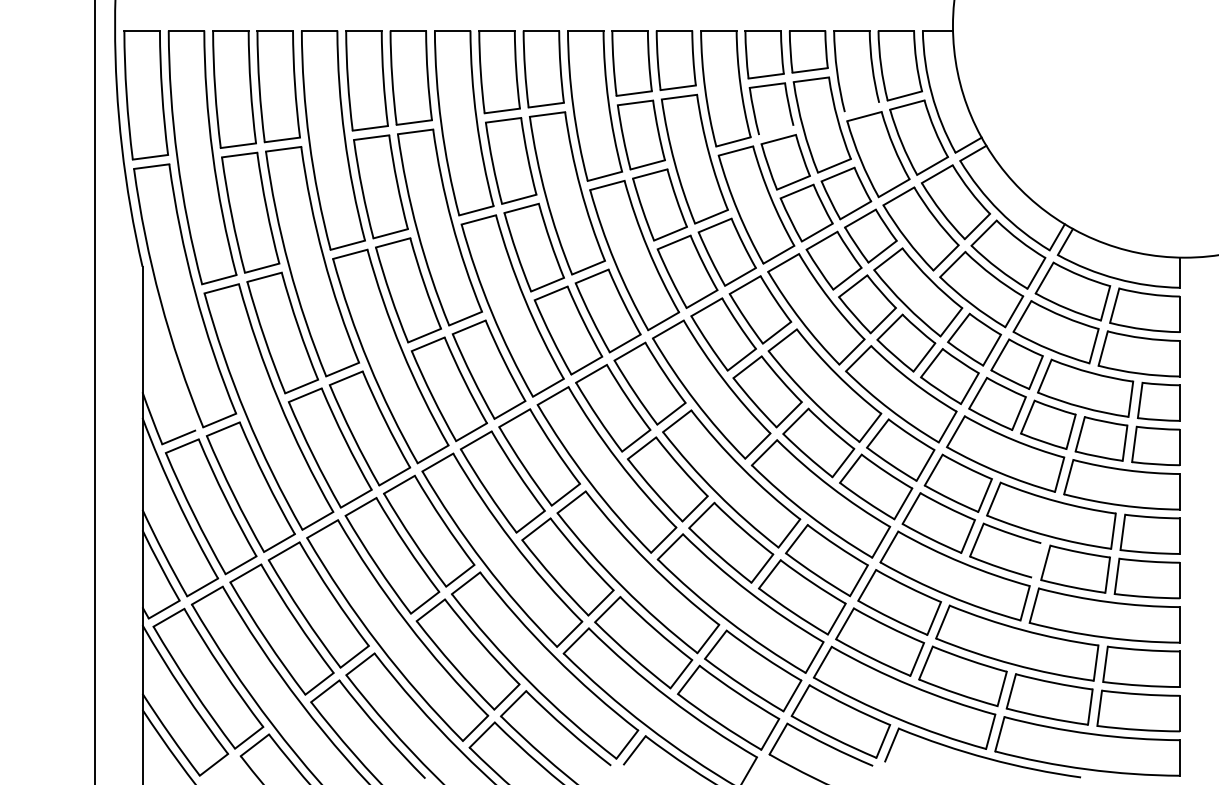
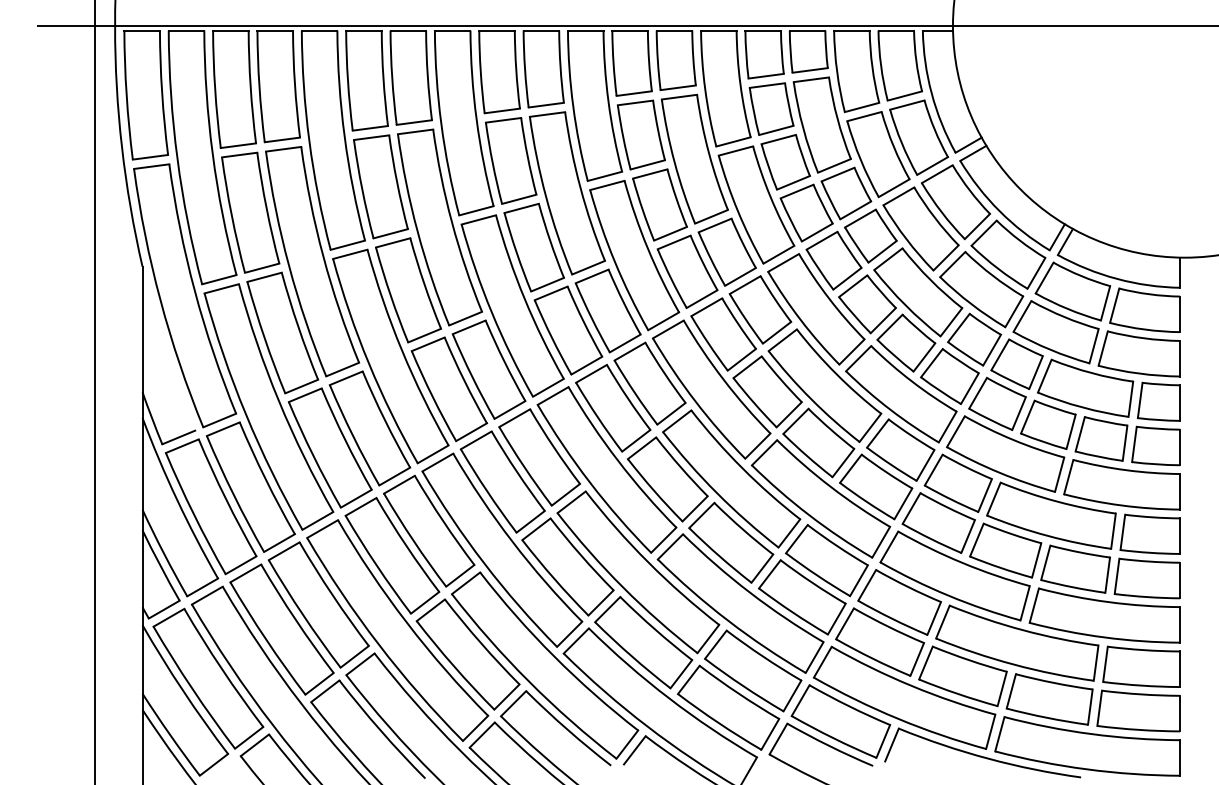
line: none -> present (625, 25)
line: none -> present (861, 107)
line: none -> present (776, 130)
line: none -> present (1036, 560)
